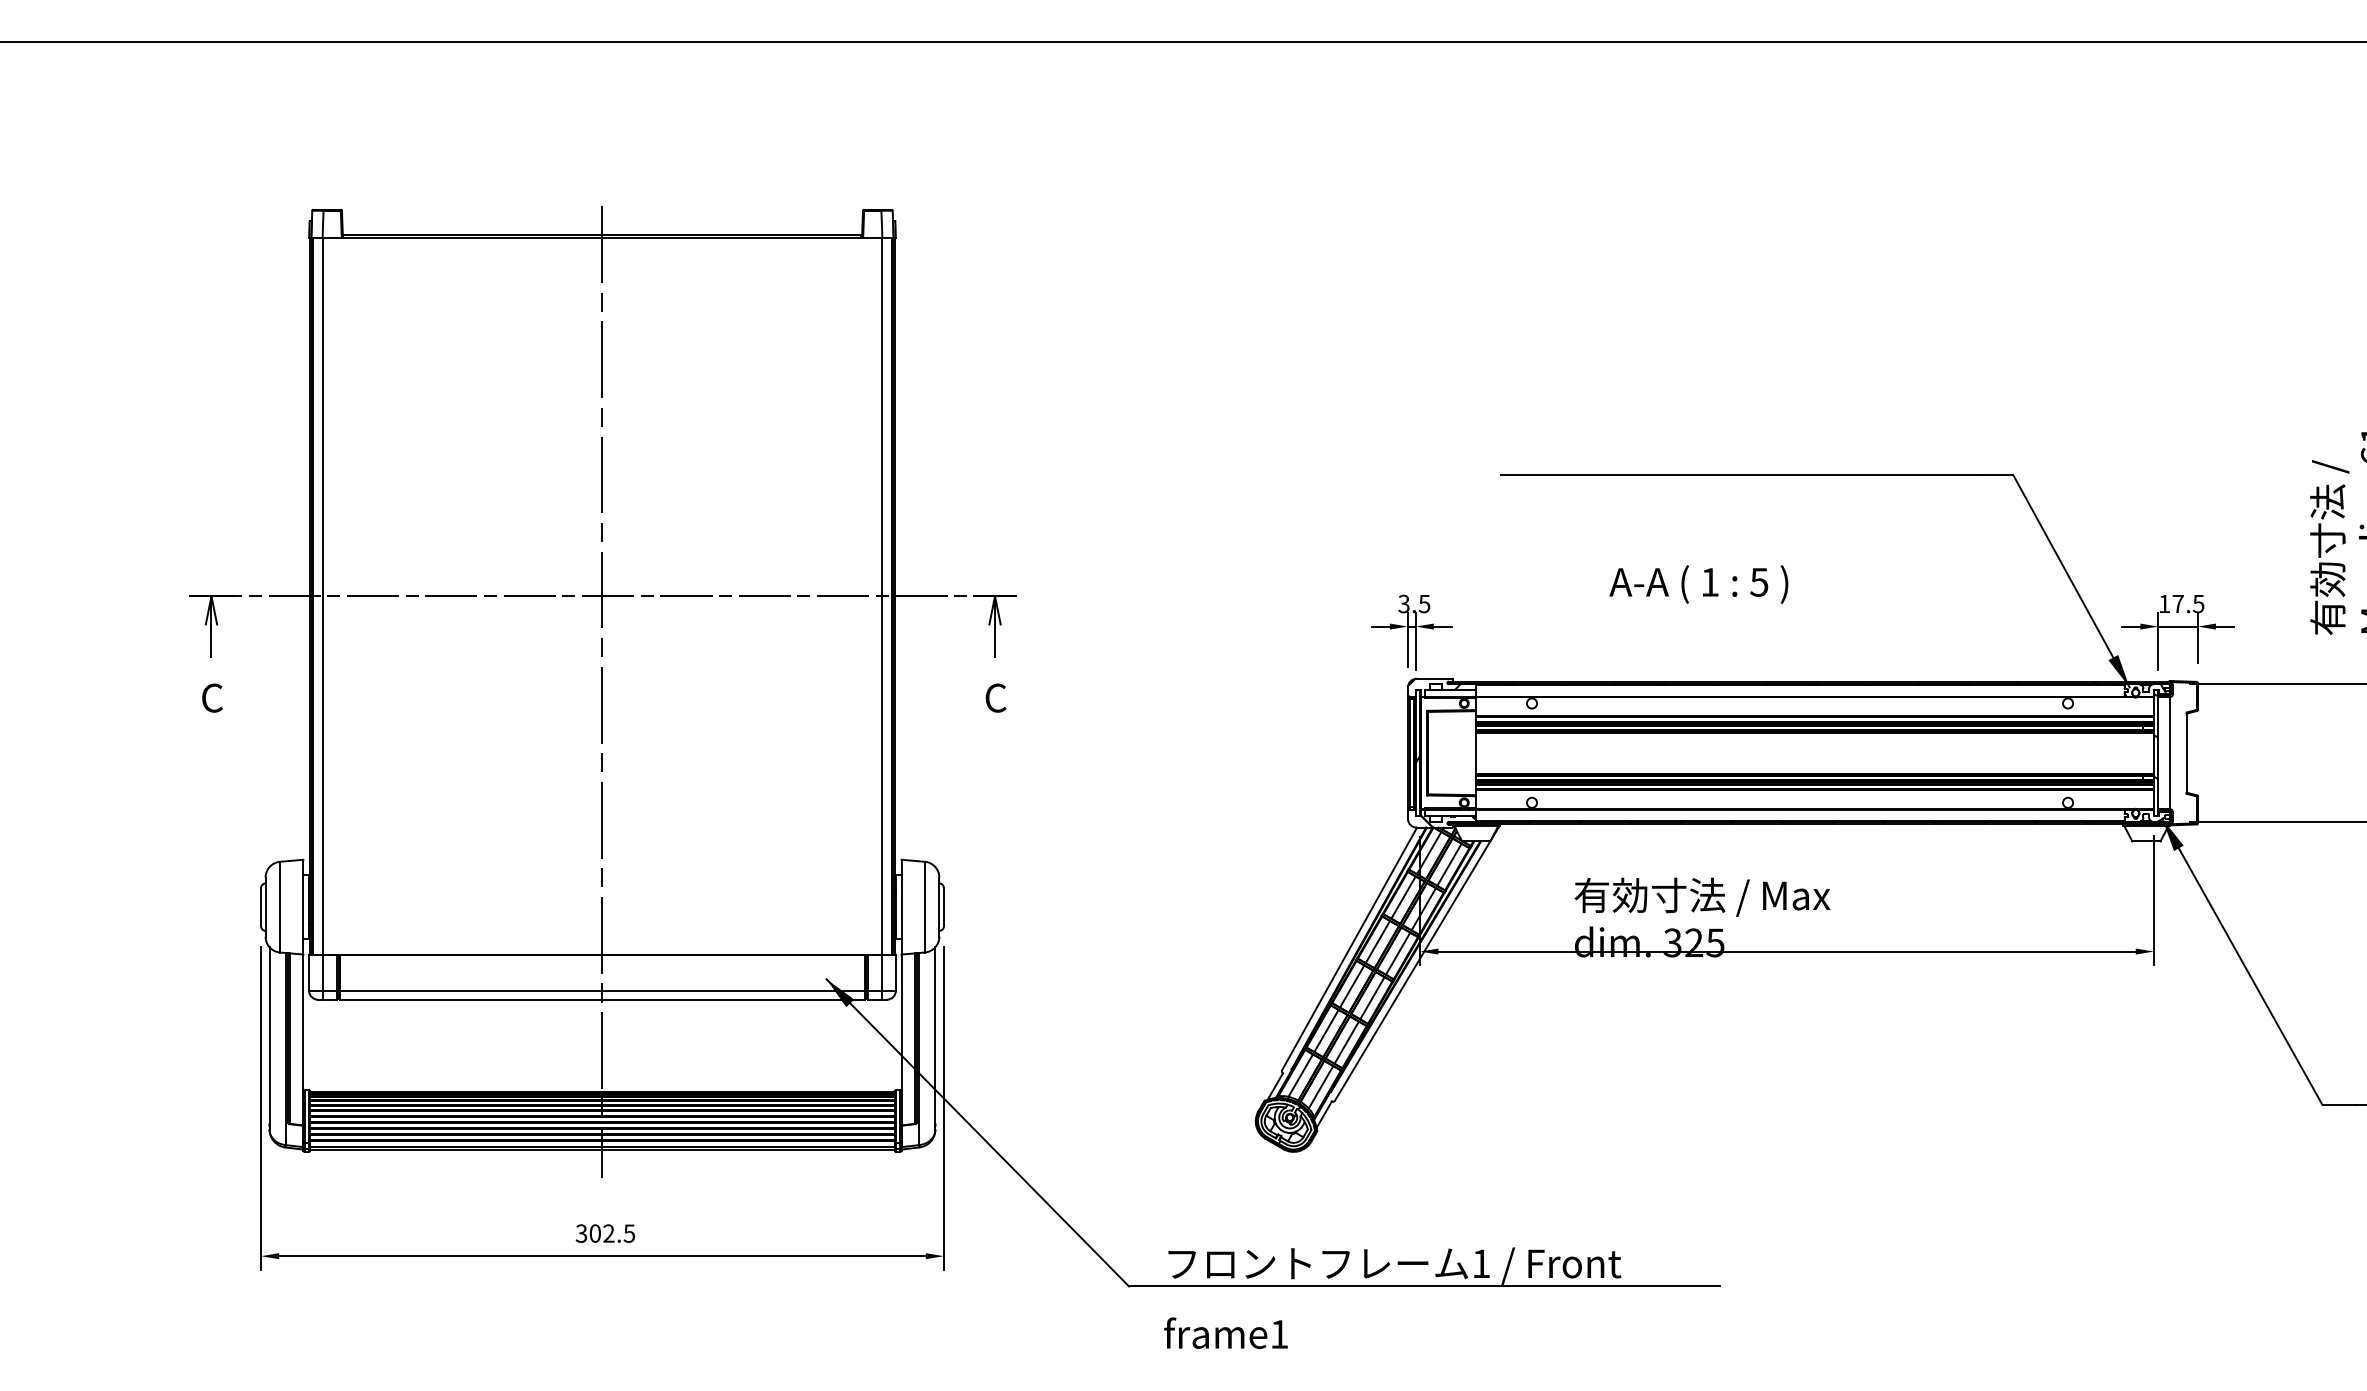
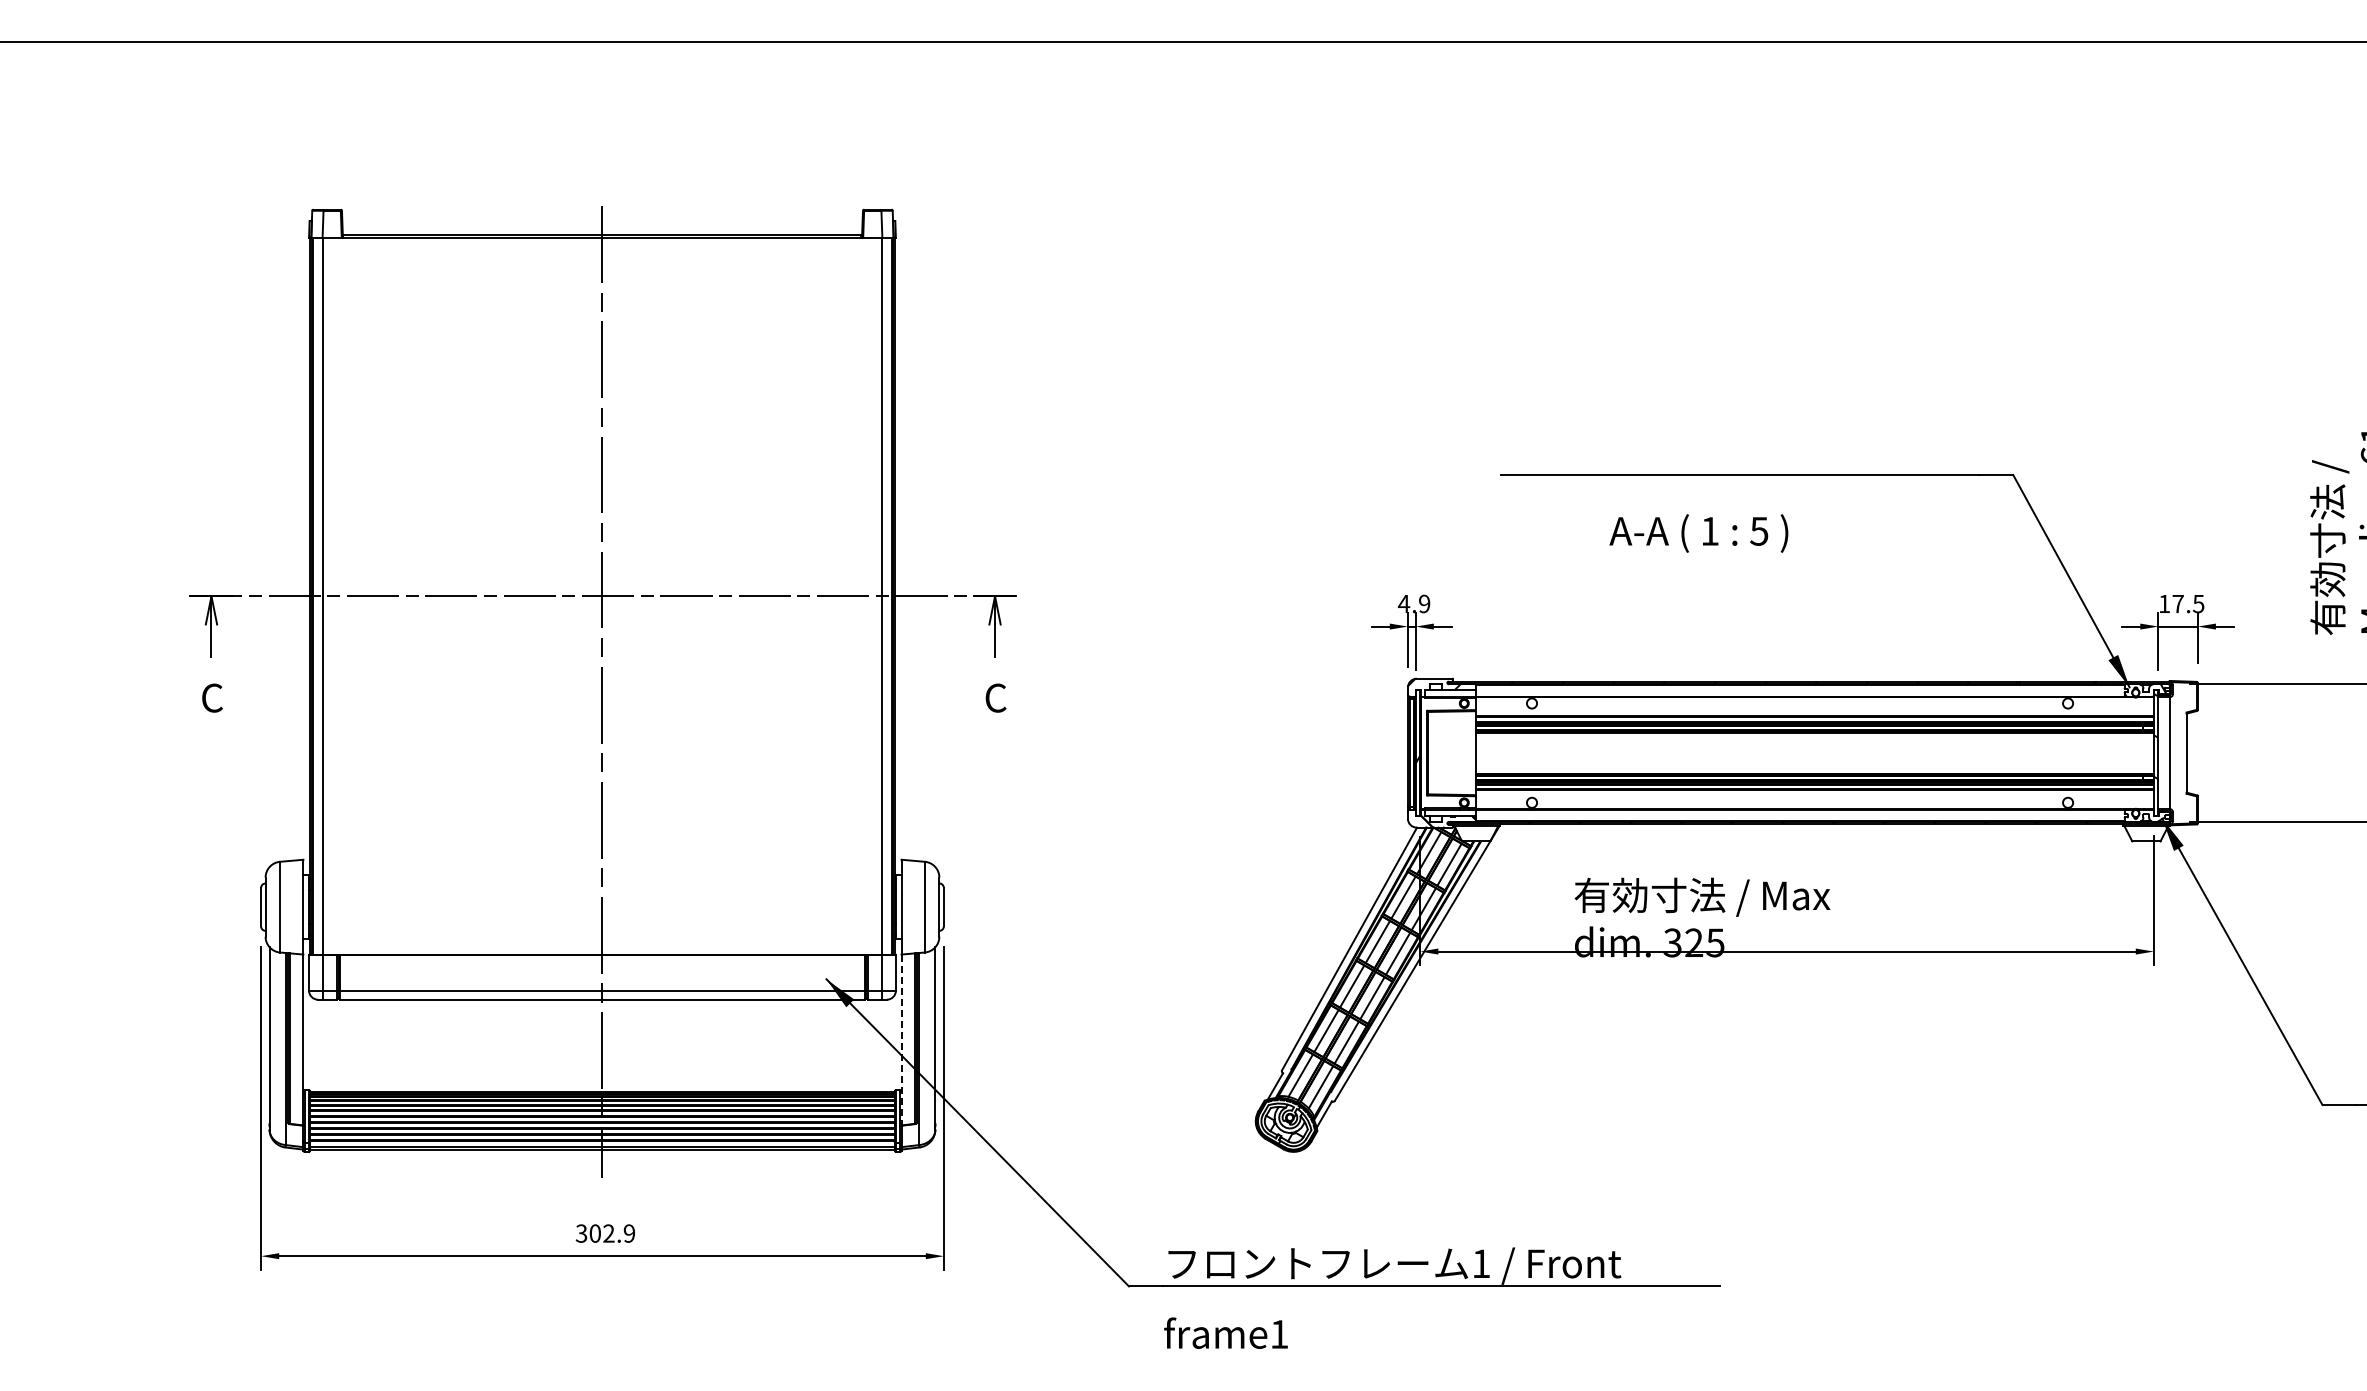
text position: (1698, 584) -> (1698, 533) (1698, 533)
text: 3.5 -> 4.9 (1413, 603)
line: solid -> dashed (901, 1040)
text: 302.5 -> 302.9 (629, 1233)
